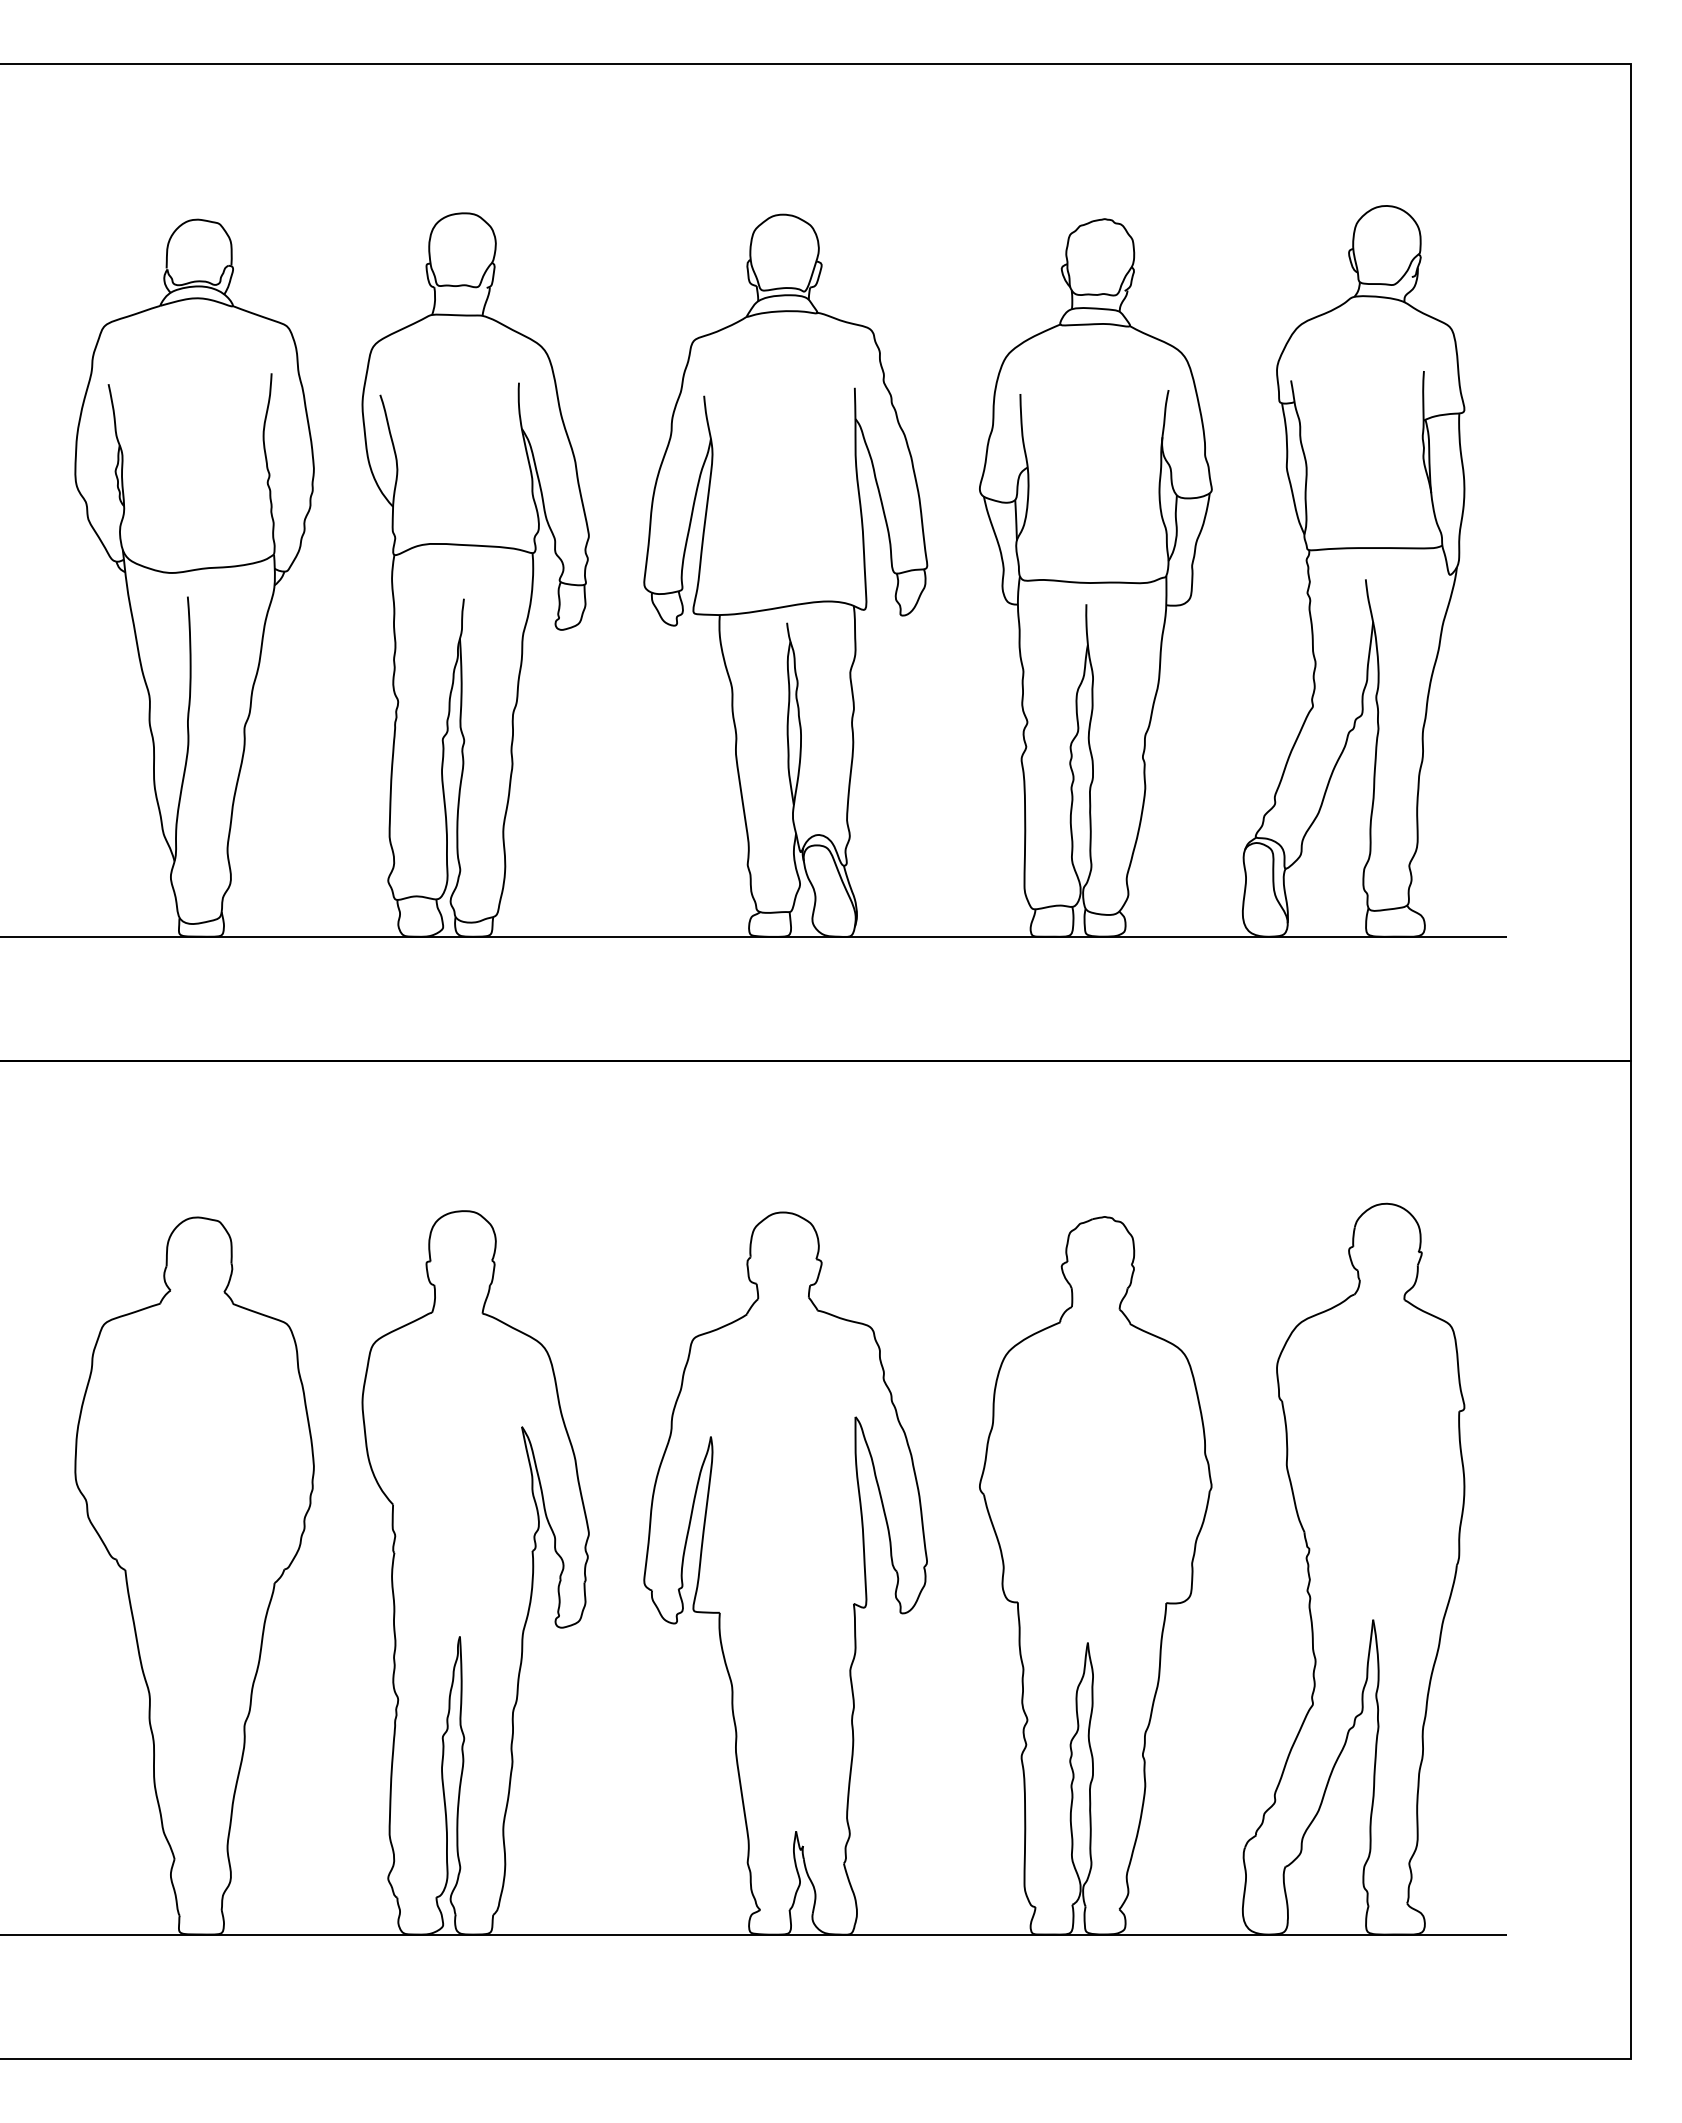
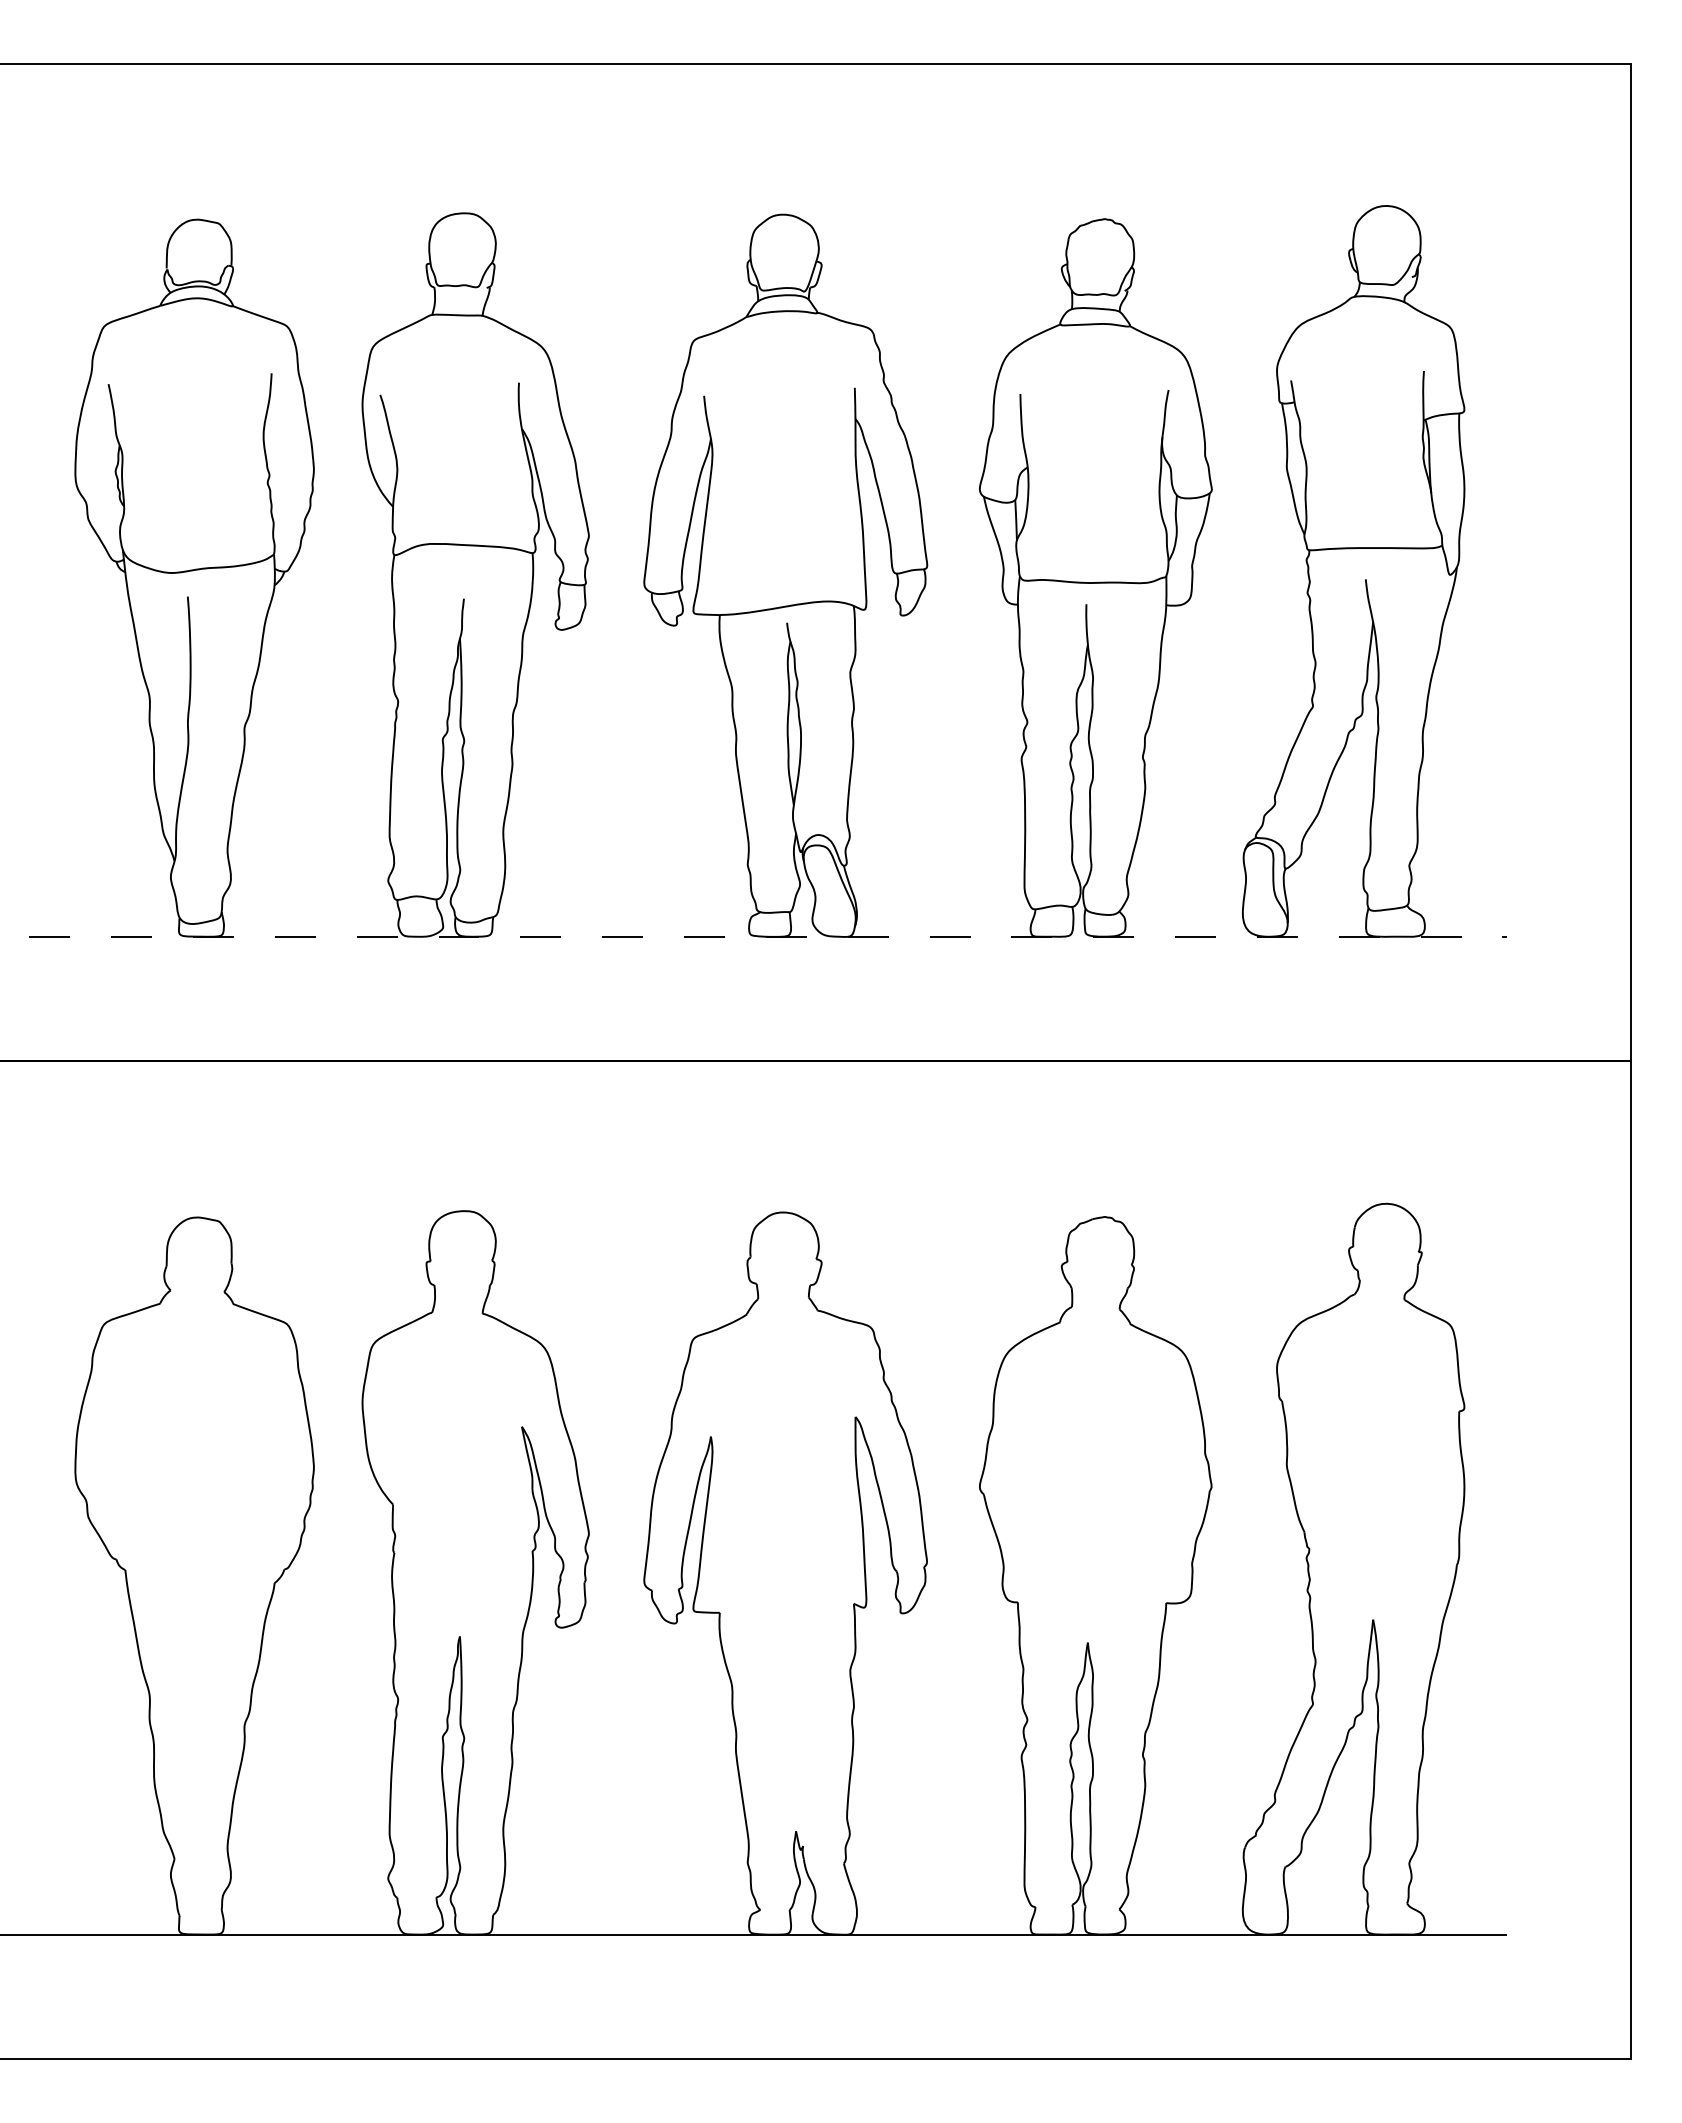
line: solid -> dashed (753, 936)
